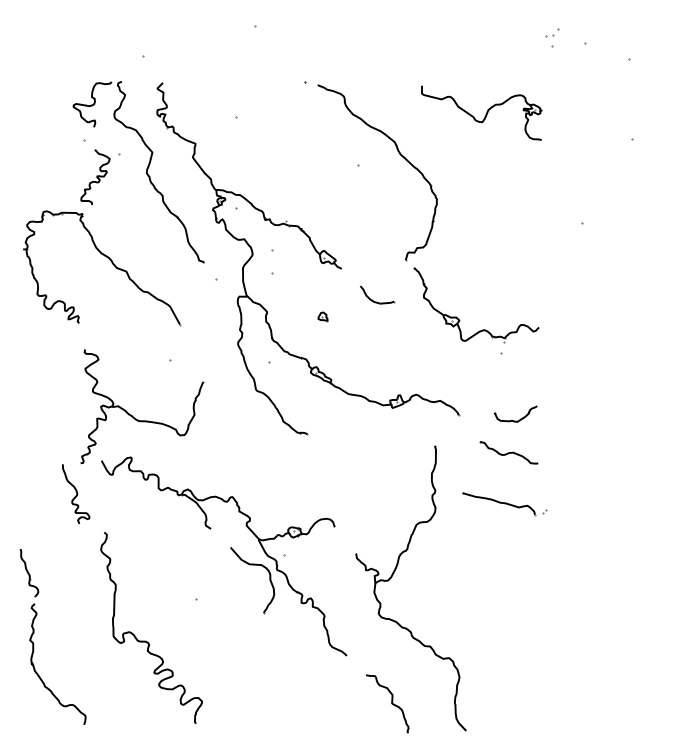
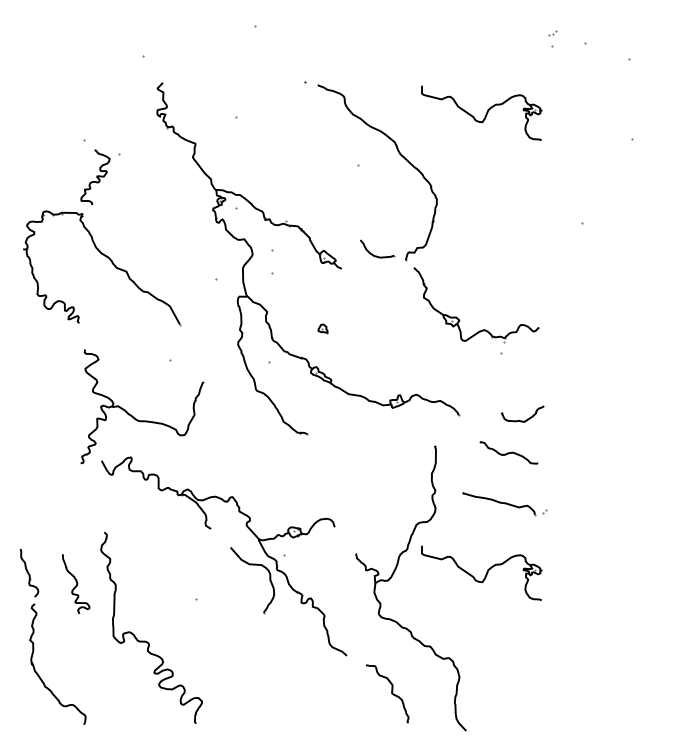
part size: 15x10 px -> 10x7 px (552, 33)
part: present -> none (145, 172)
part position: (372, 299) -> (372, 253) (372, 253)
part position: (322, 316) -> (322, 328) (322, 328)
part position: (515, 420) -> (522, 420) (522, 420)
curve position: (76, 494) -> (76, 584) (76, 584)
part: none -> present (481, 572)
curve position: (391, 703) -> (391, 693) (391, 693)
